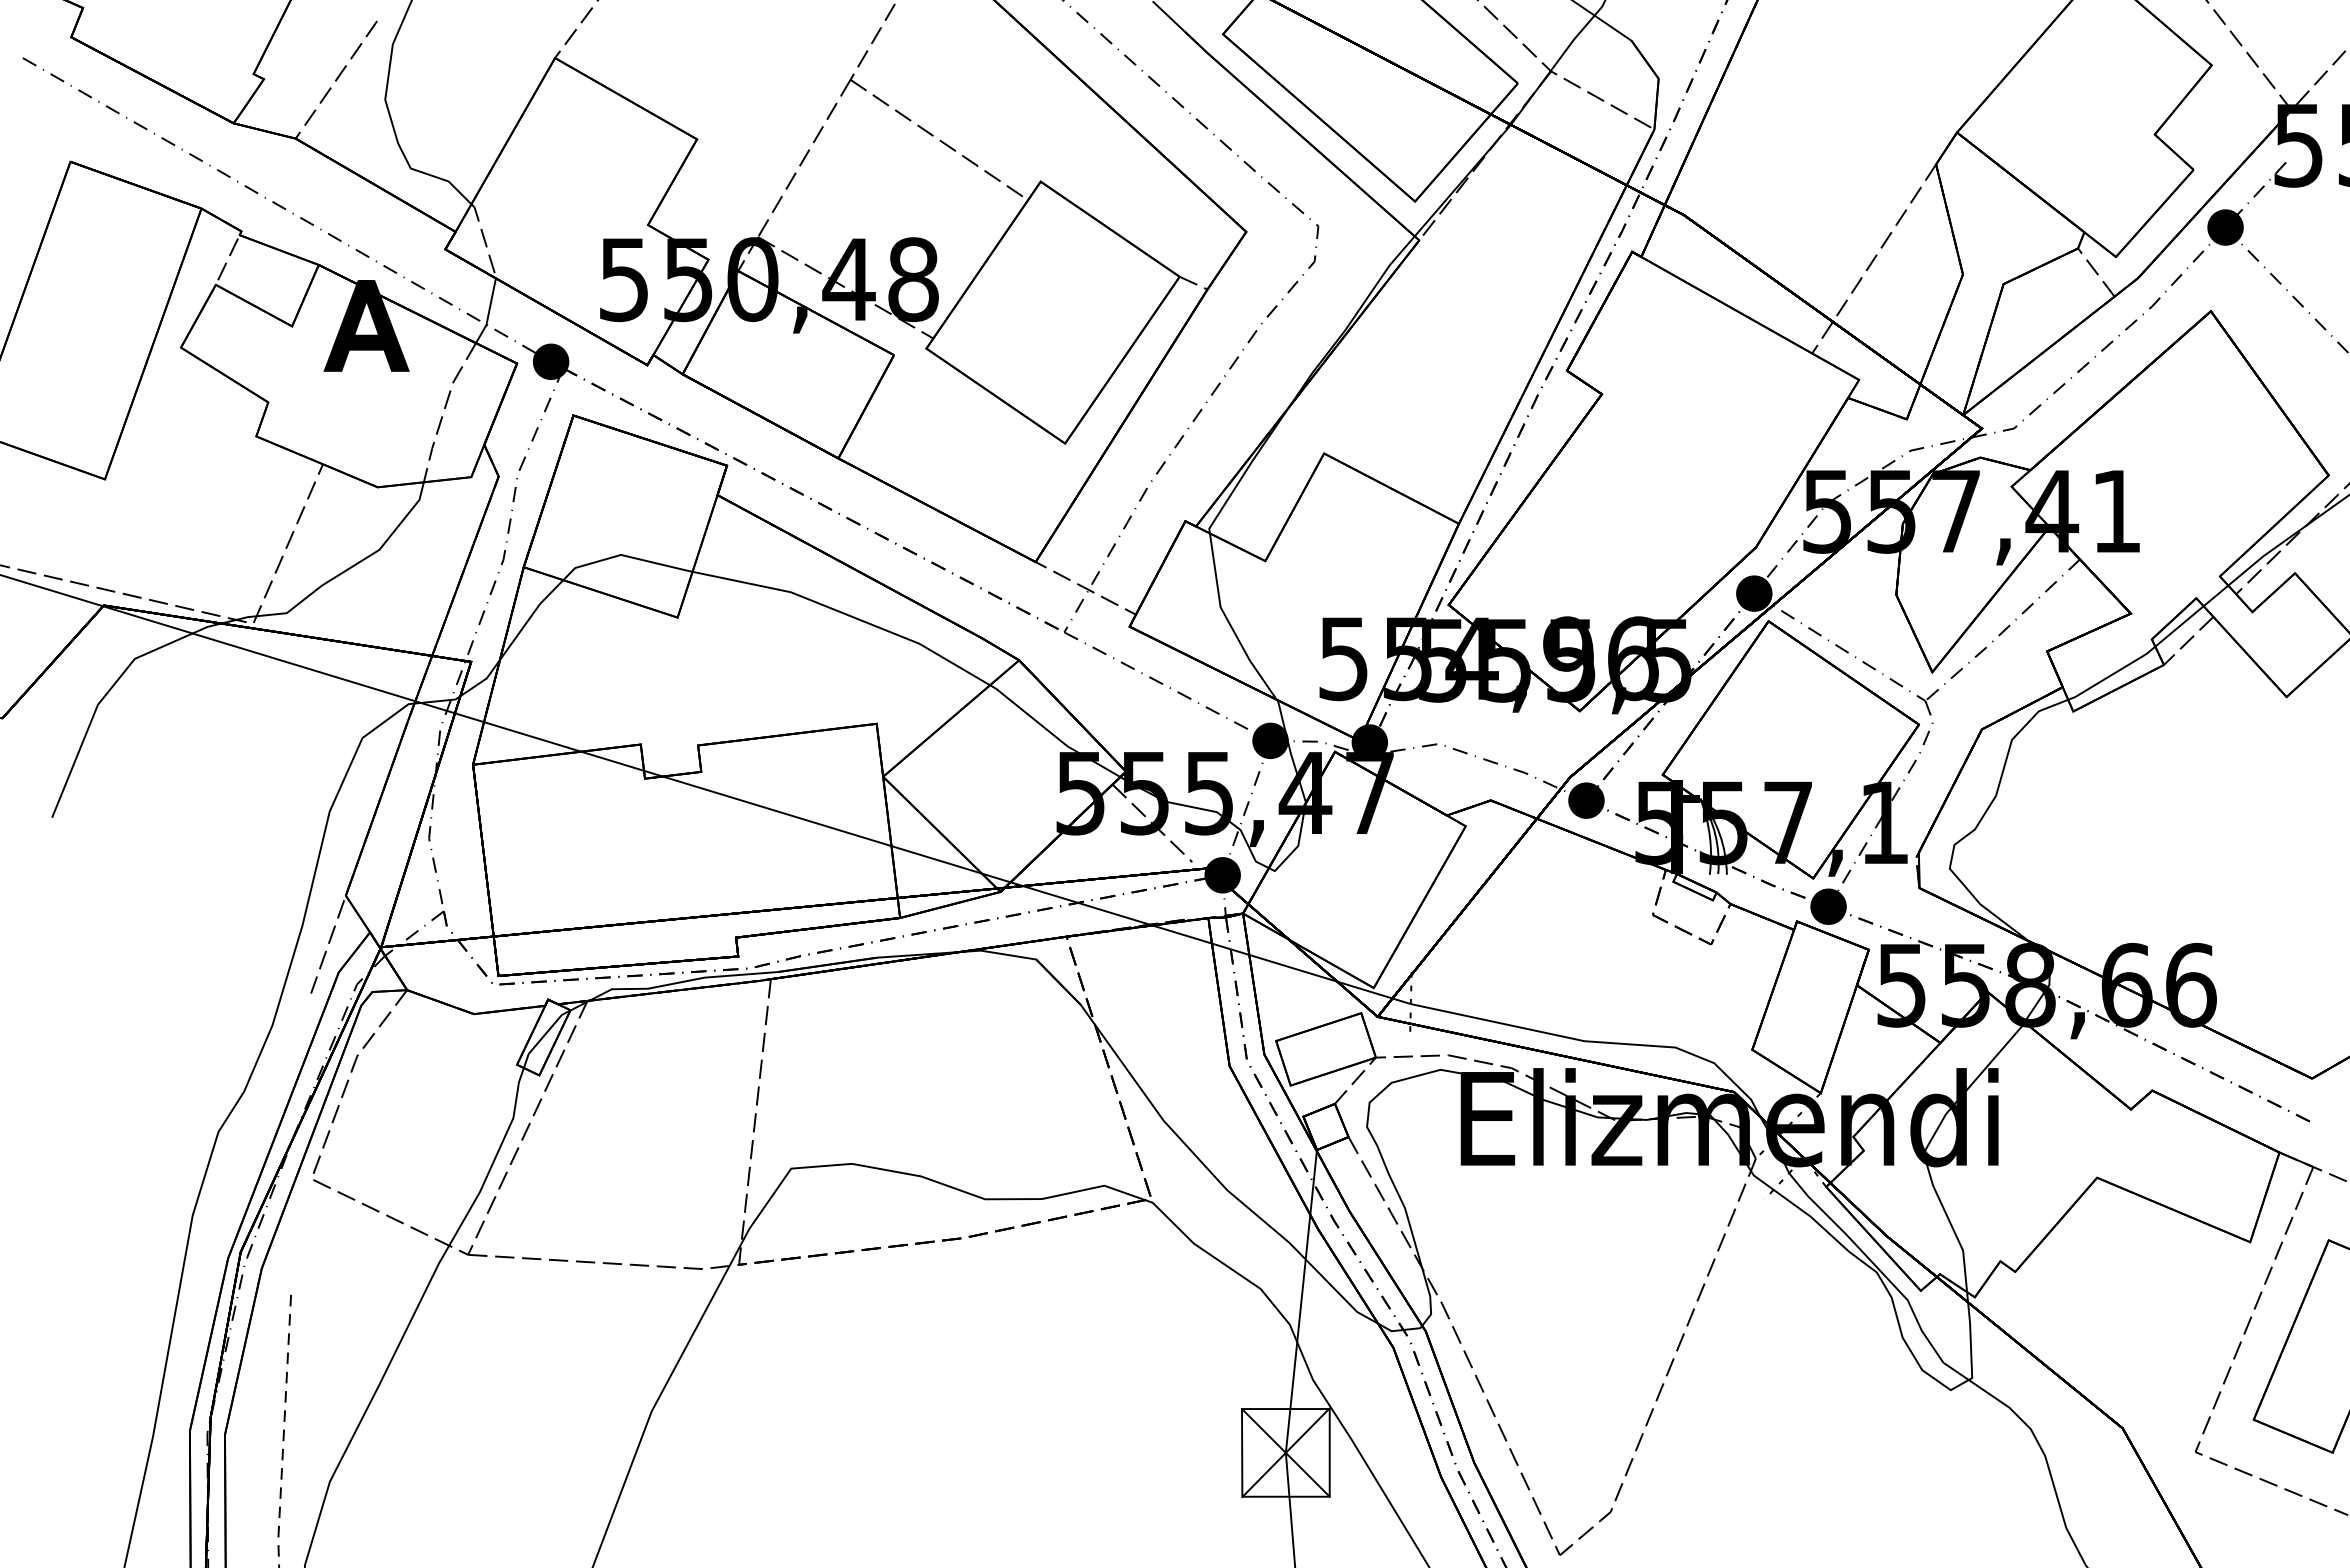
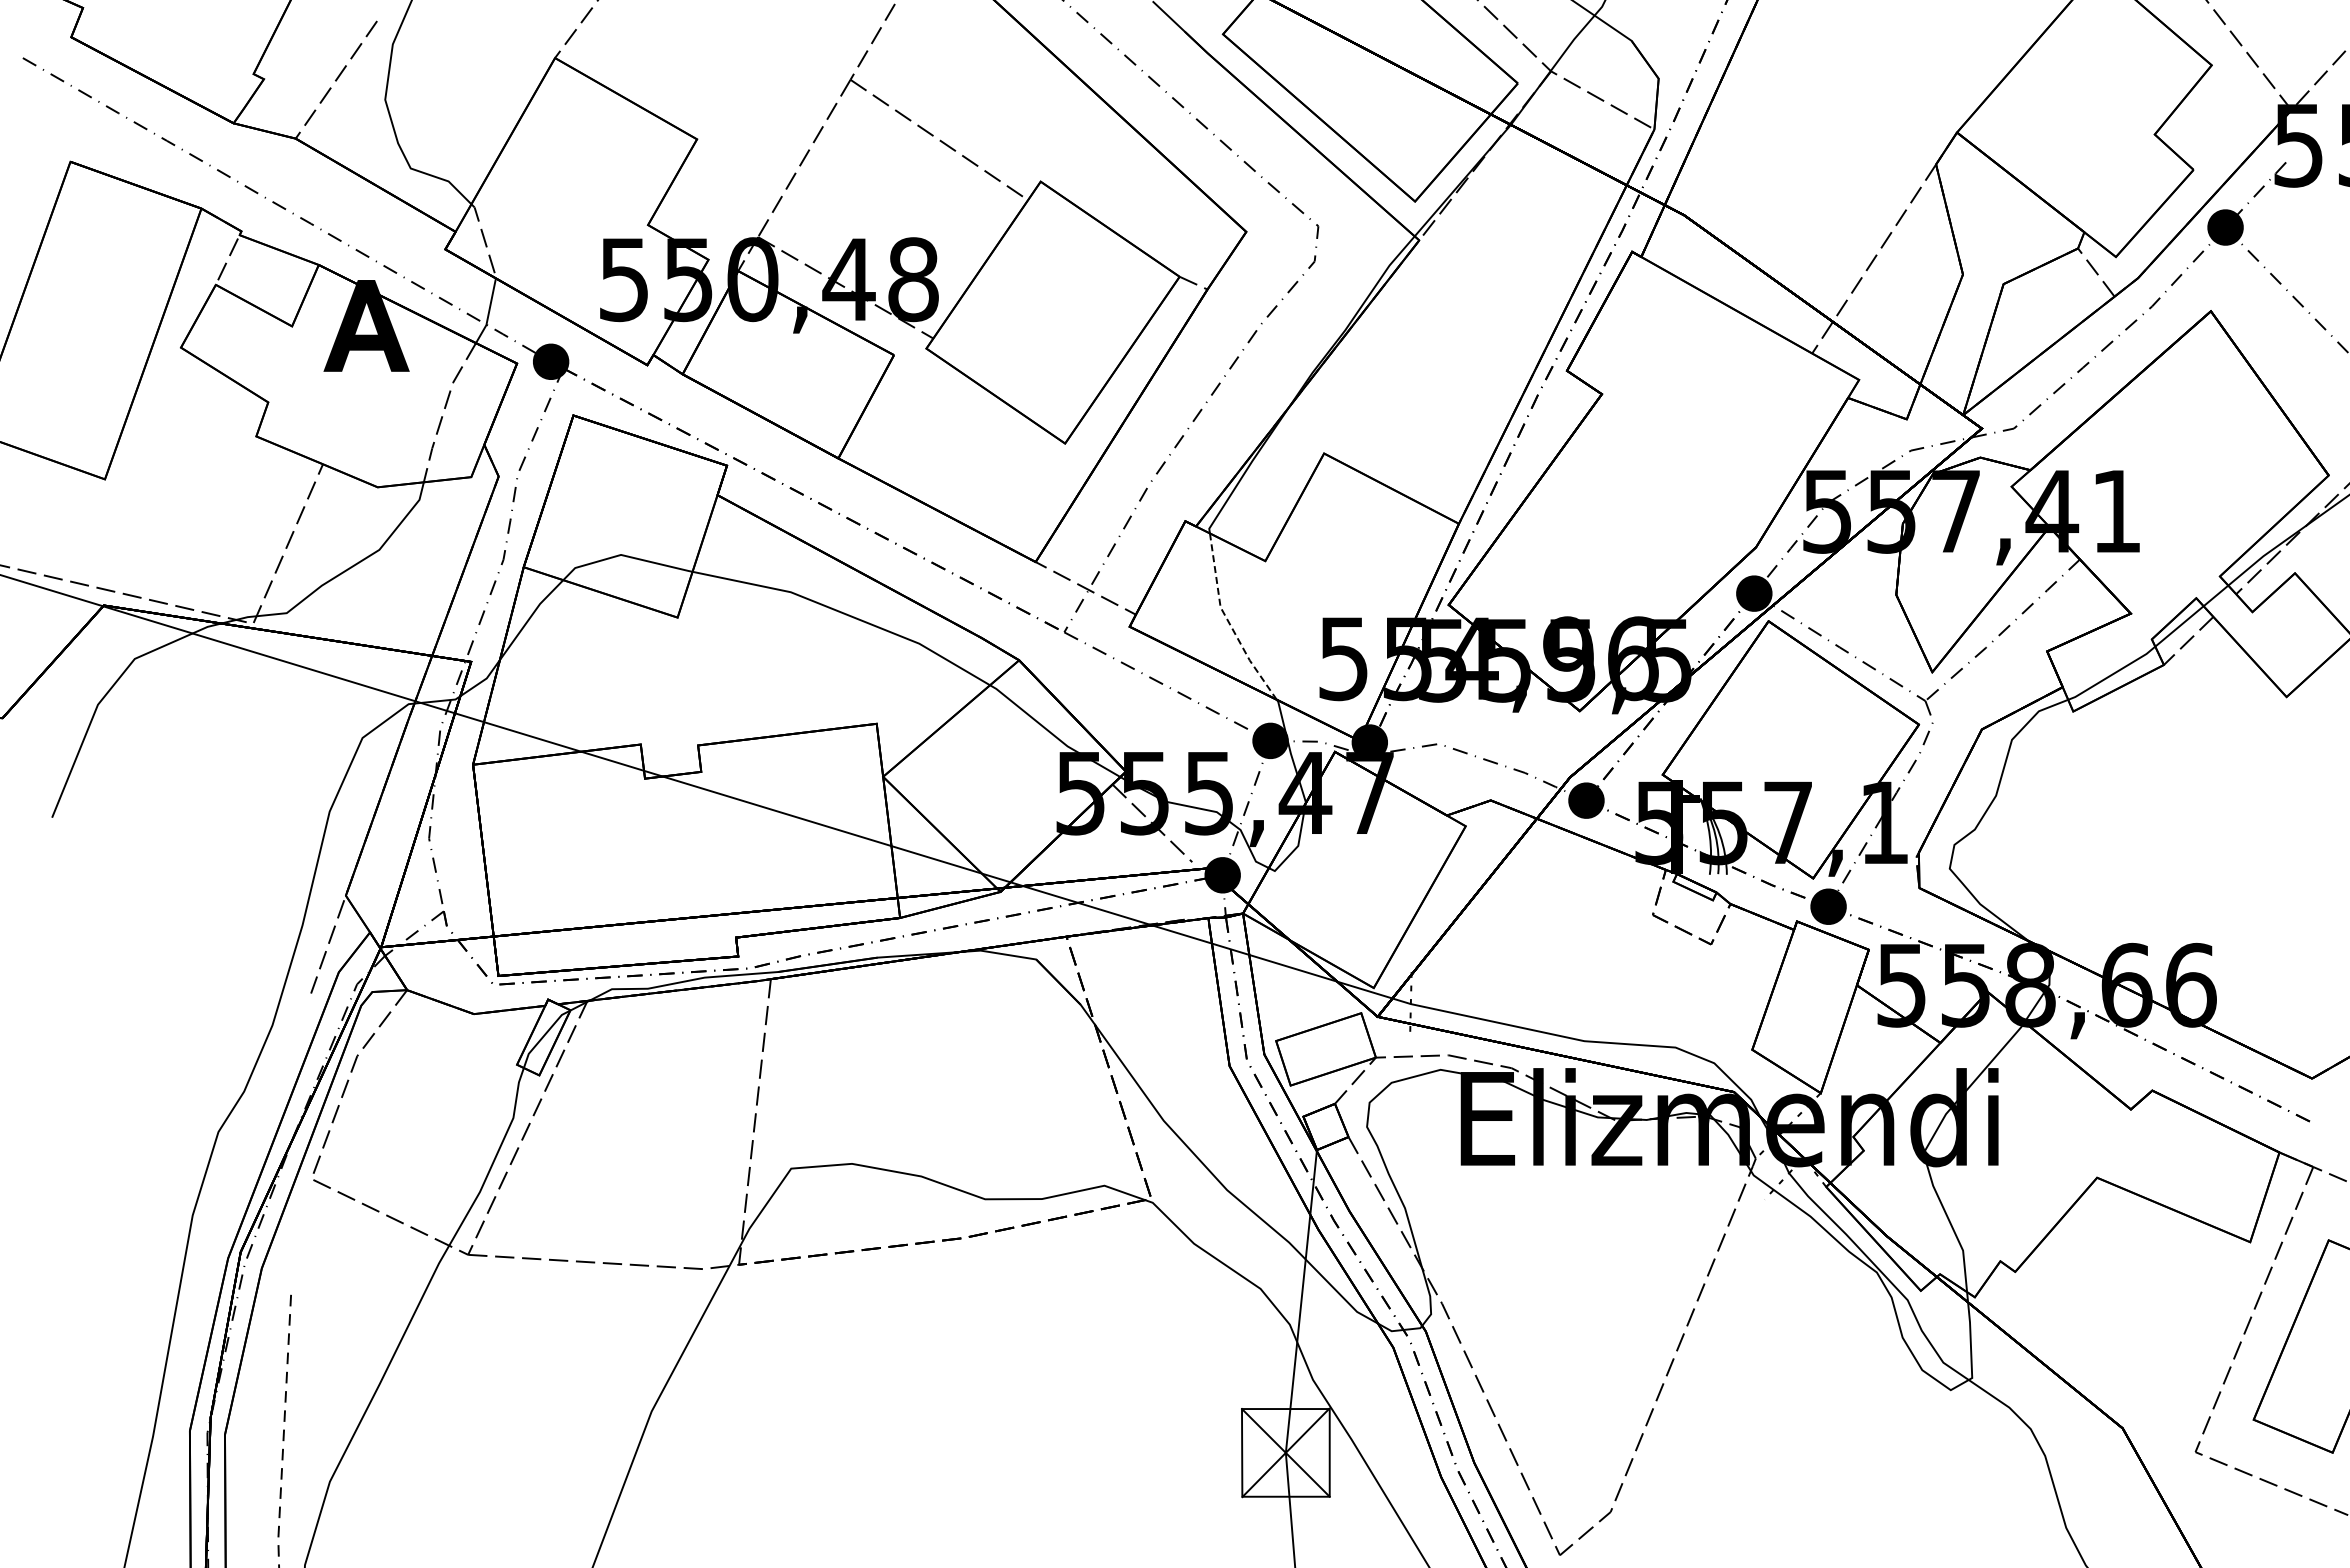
line: solid -> dashed (1228, 622)
